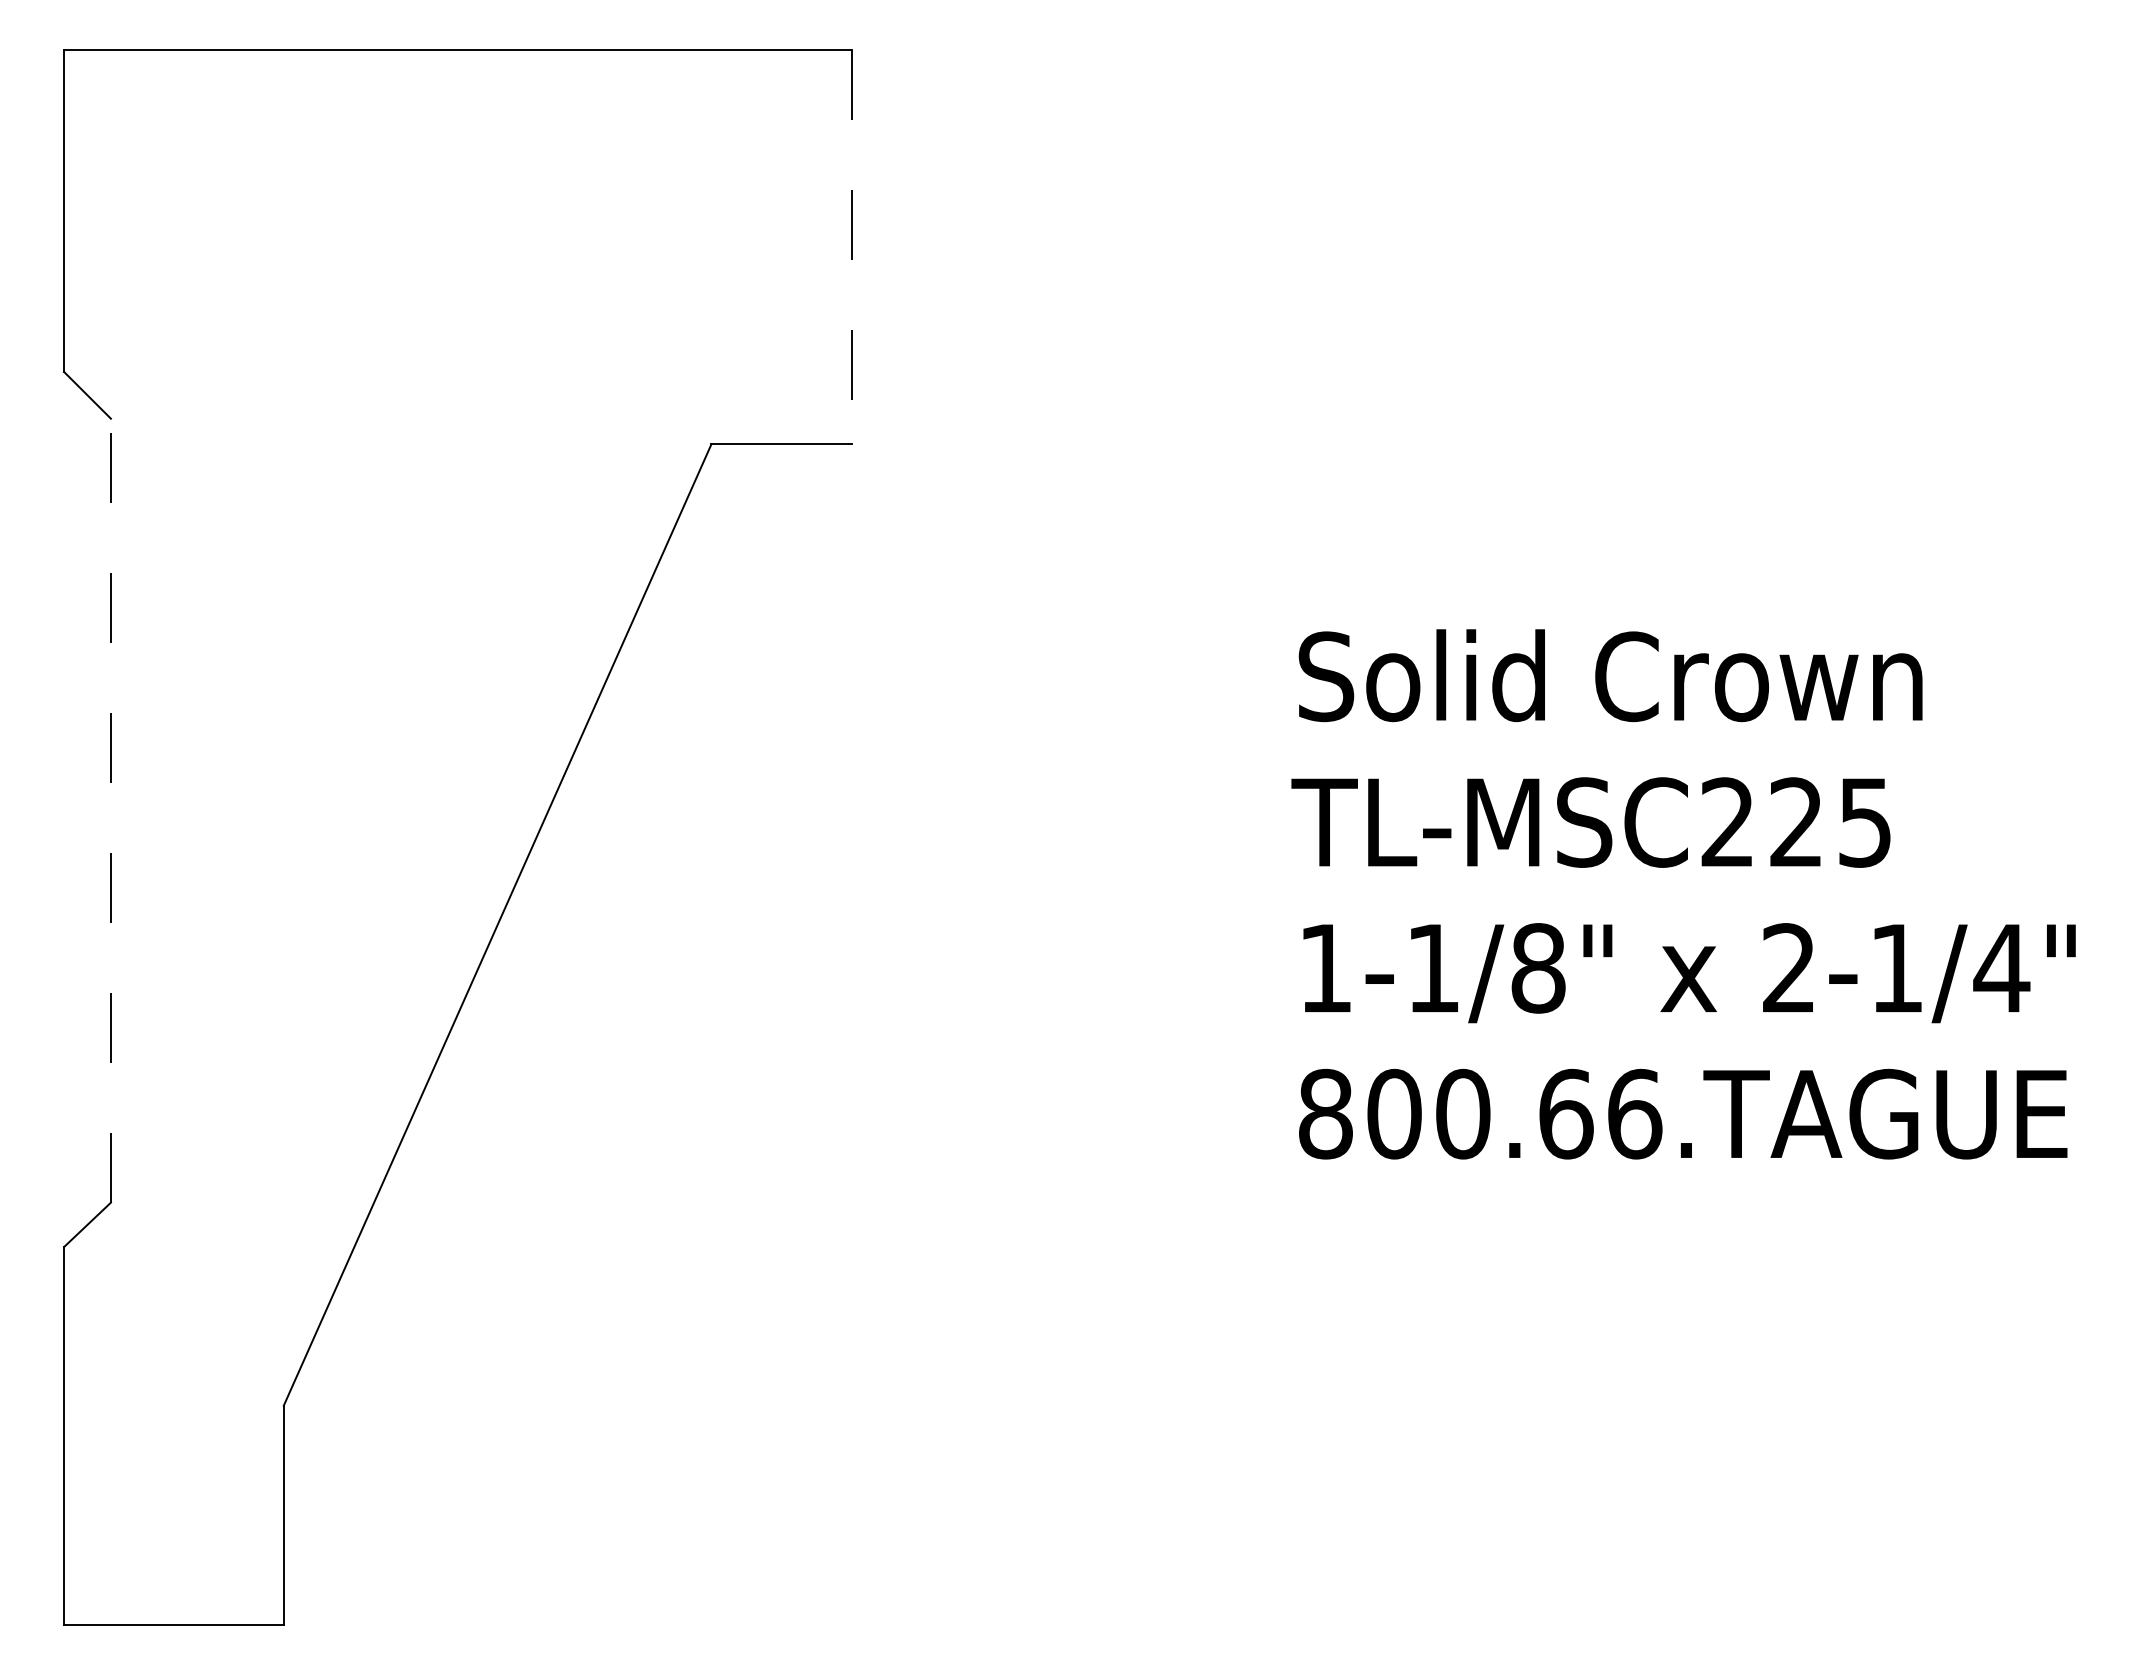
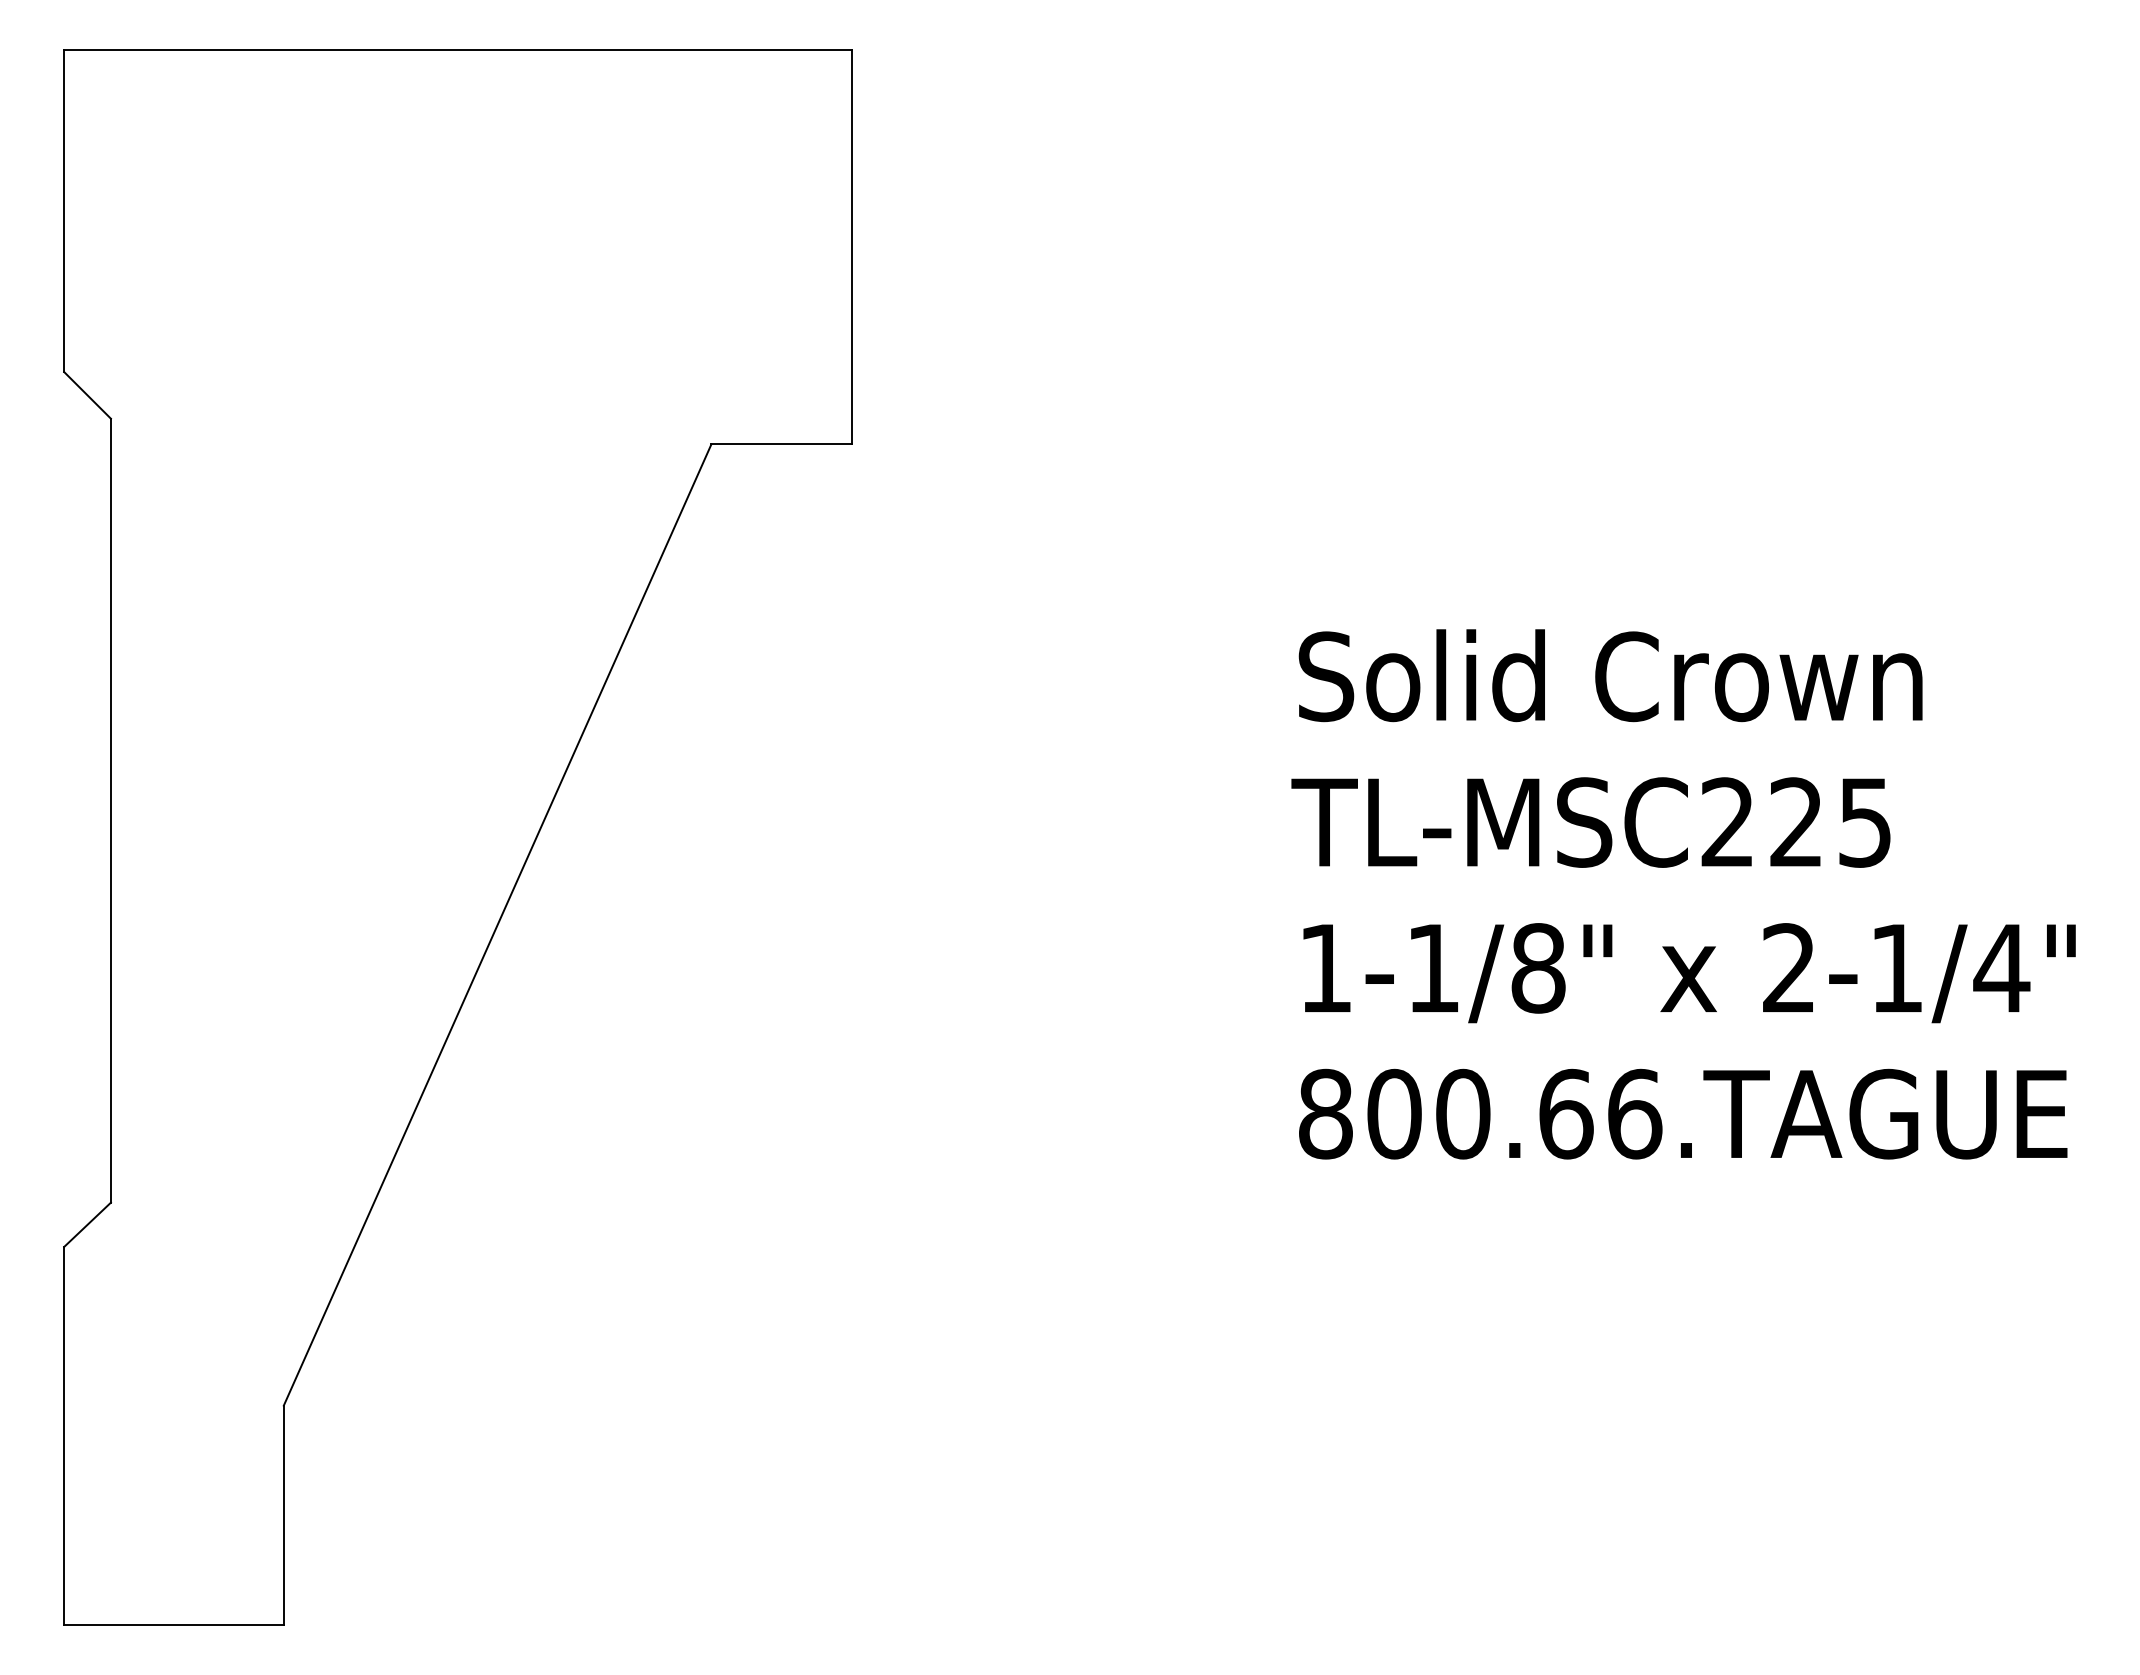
line: dashed -> solid (851, 247)
line: dashed -> solid (110, 810)
